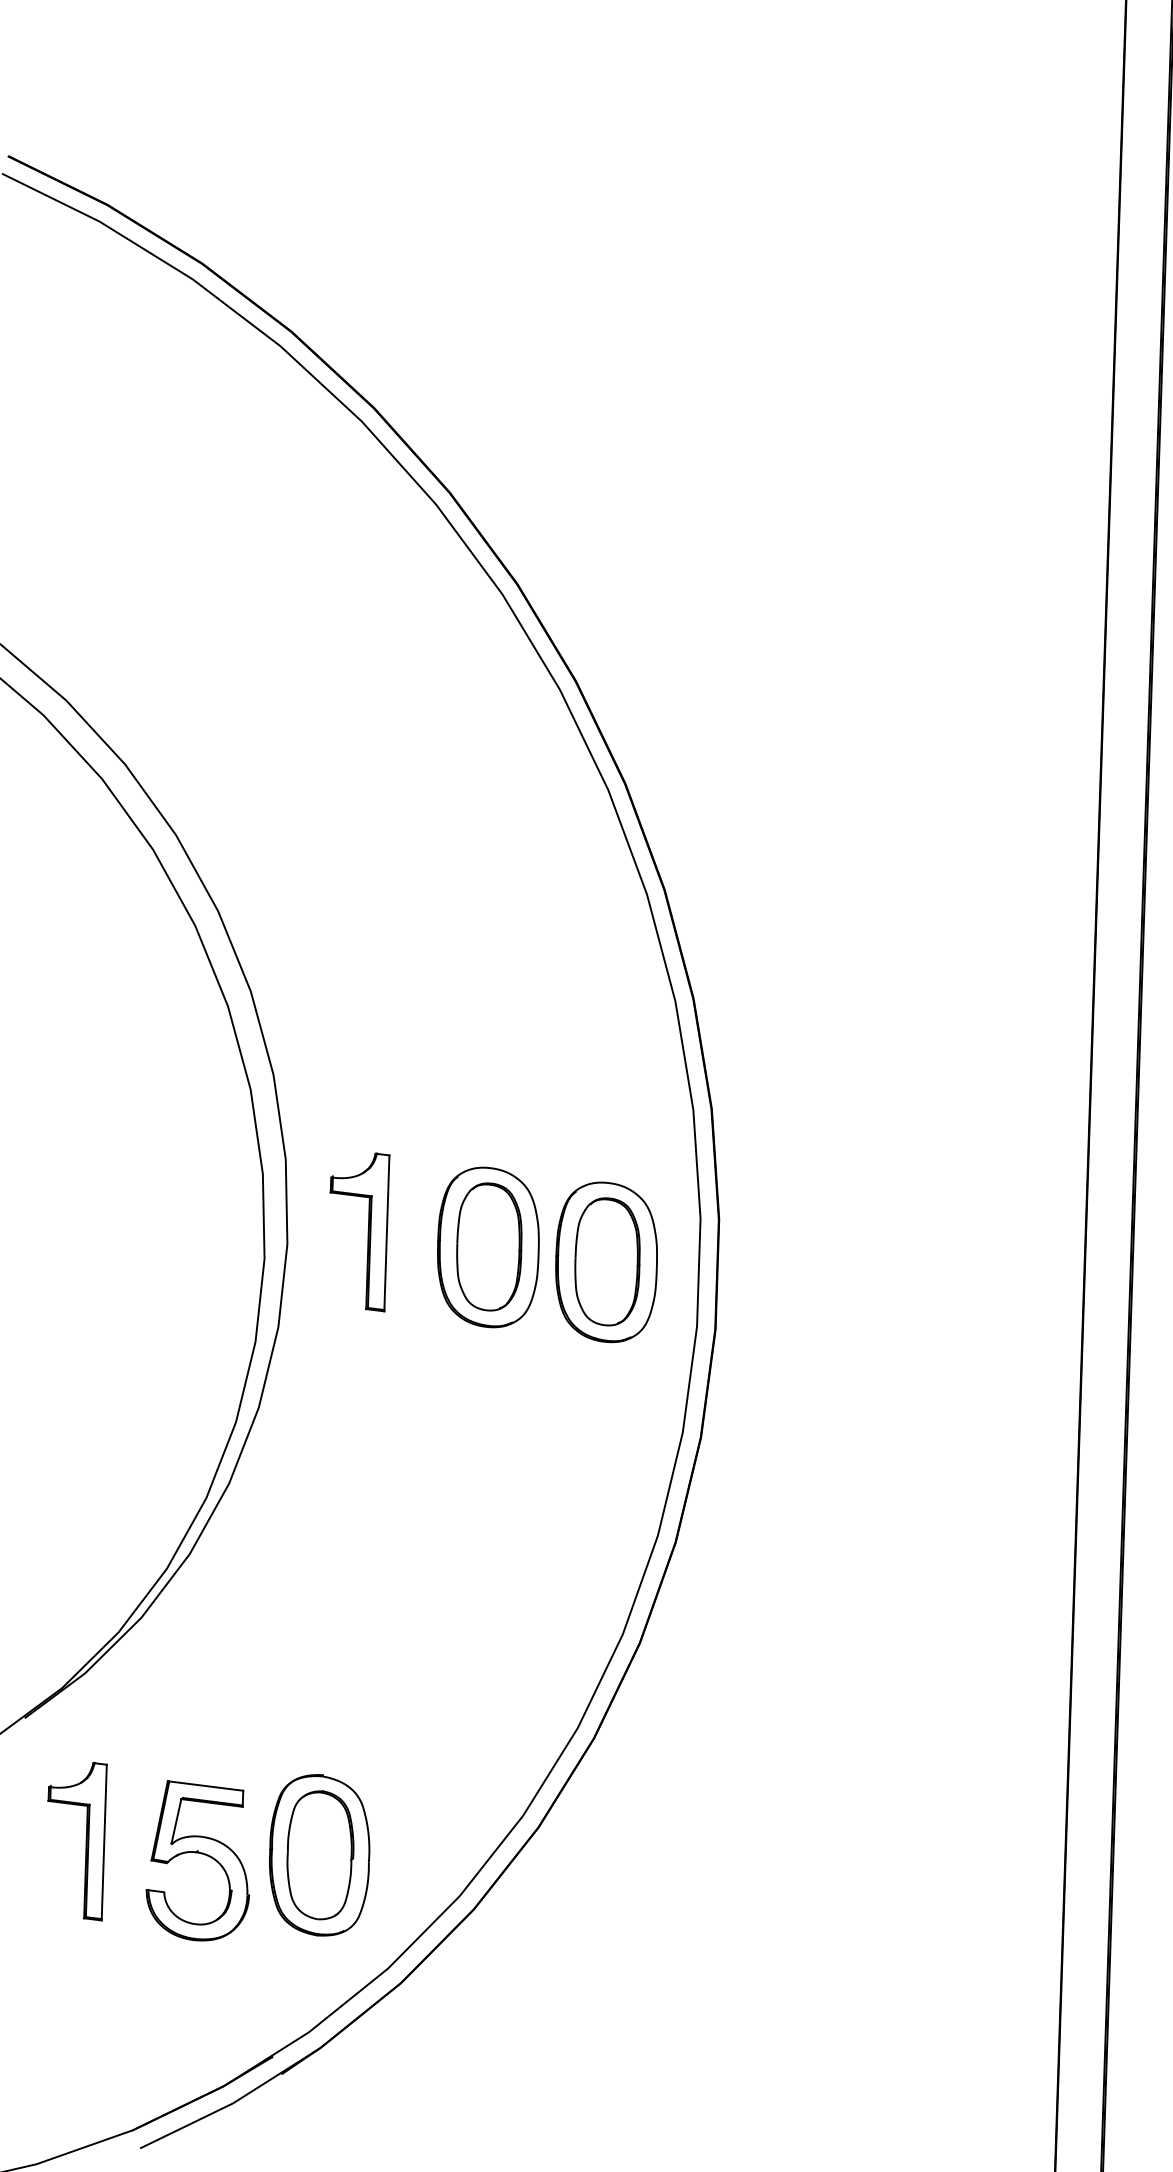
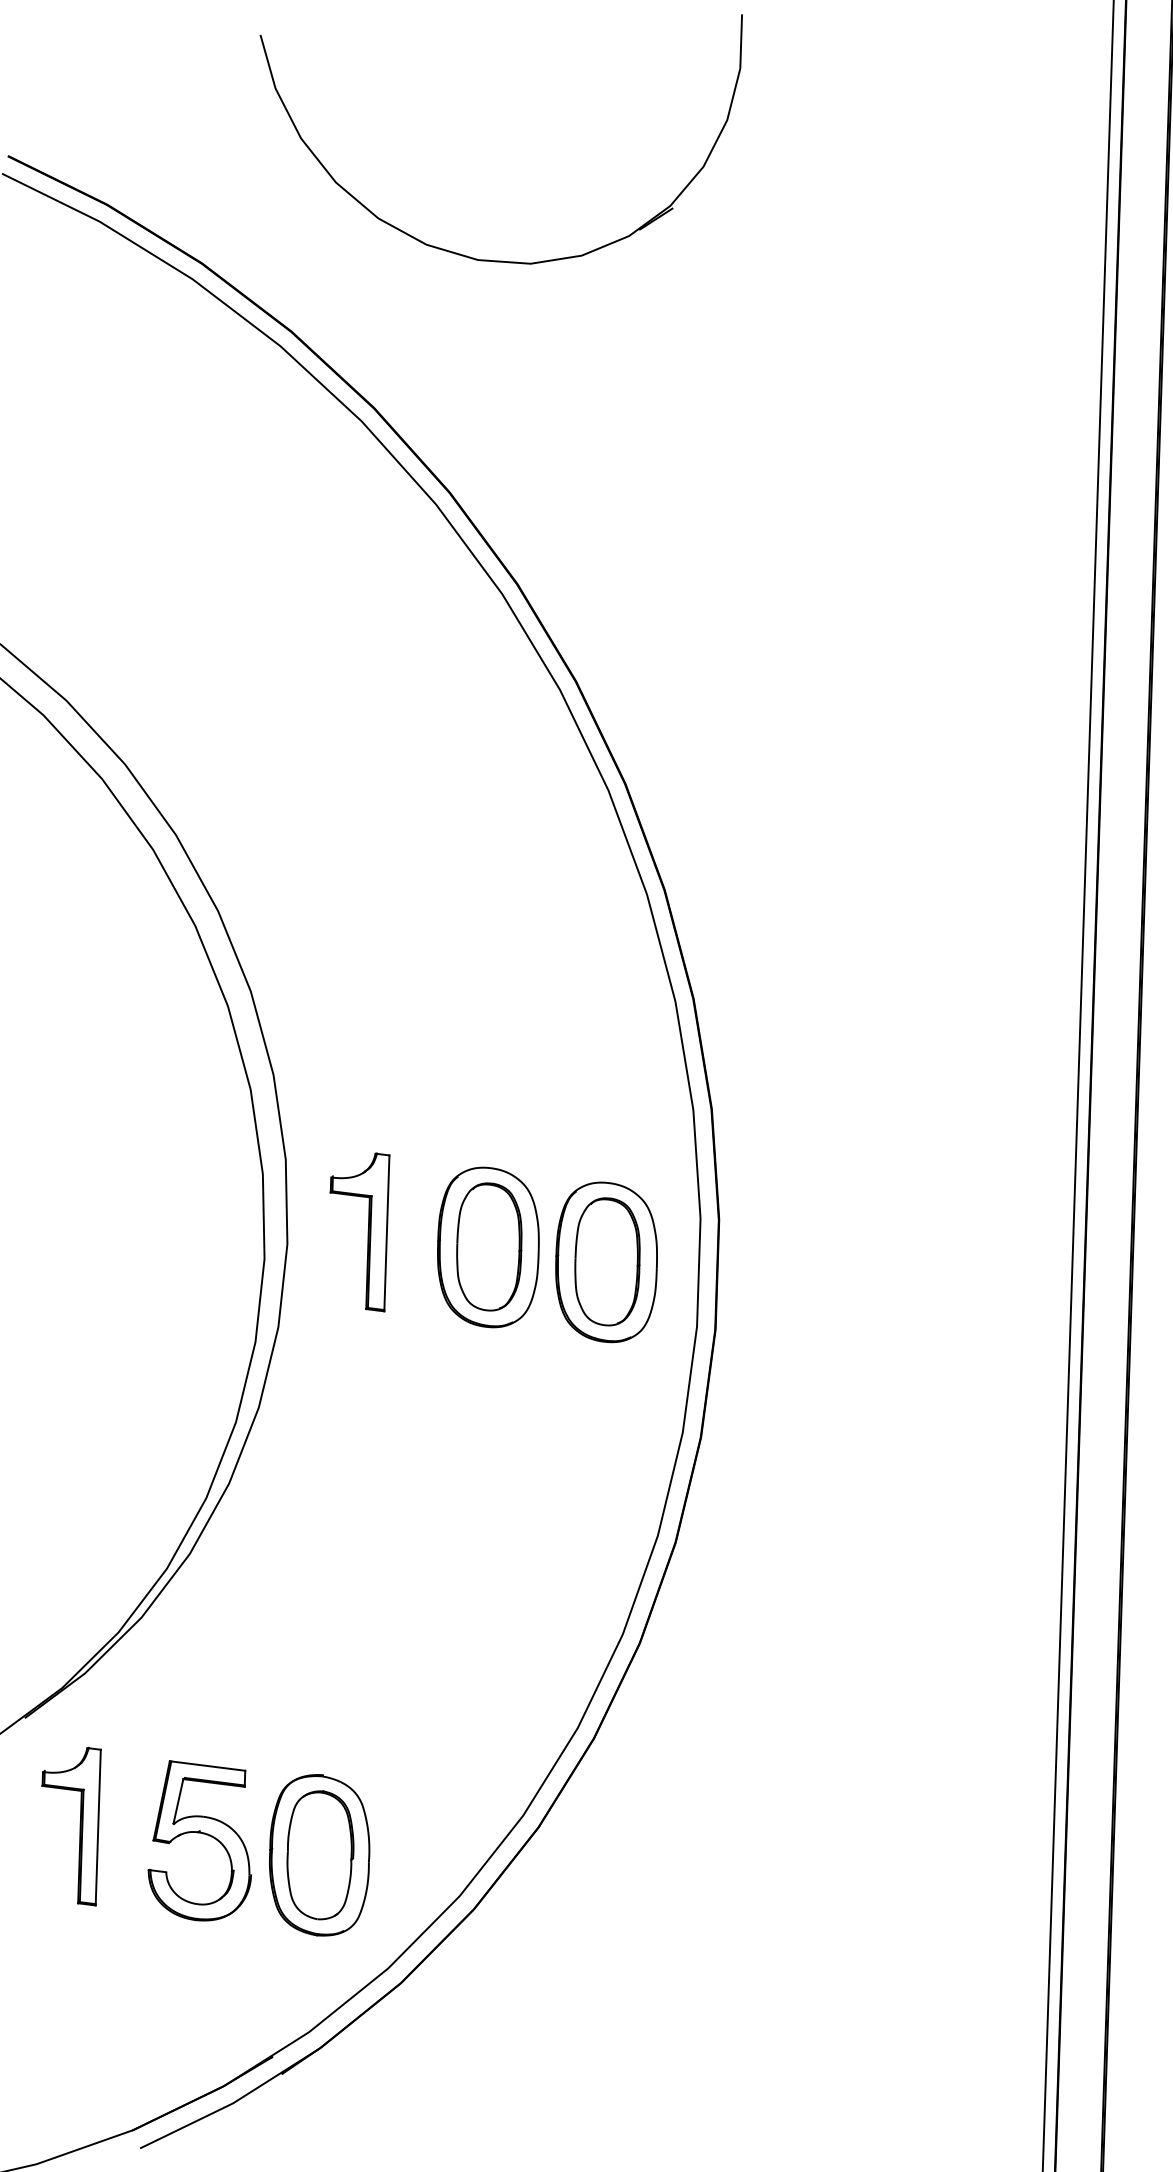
part: none -> present (488, 259)
line: none -> present (1077, 1085)
part position: (85, 1841) -> (79, 1826) (79, 1826)
part position: (197, 1853) -> (199, 1833) (199, 1833)
